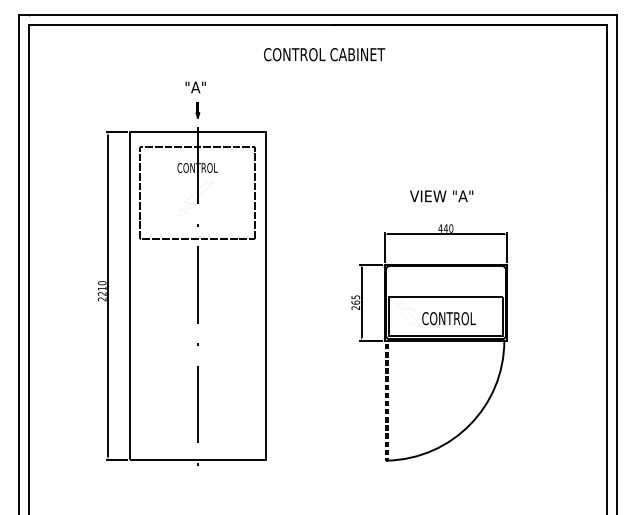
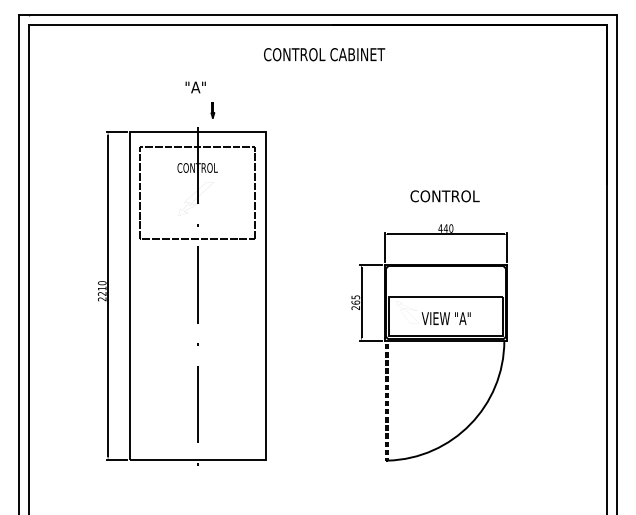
part position: (197, 110) -> (212, 110) (212, 110)
text: VIEW "A" -> CONTROL (444, 196)
text: CONTROL -> VIEW "A" (448, 318)
